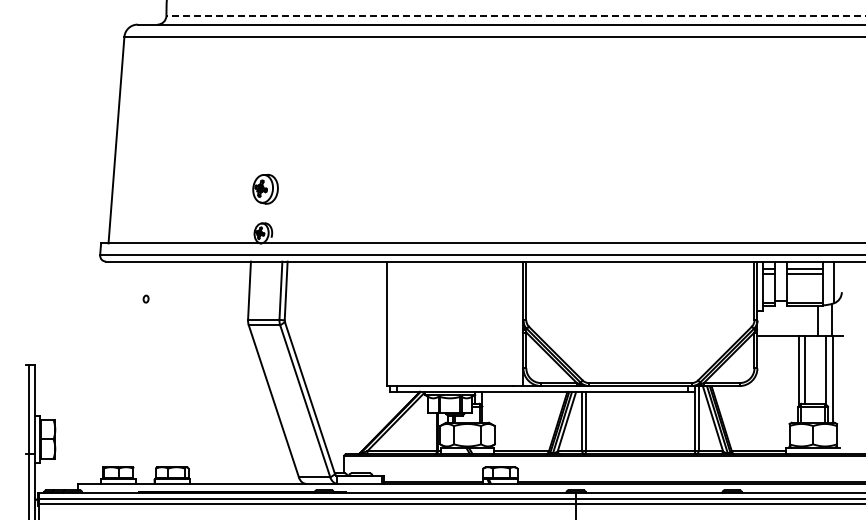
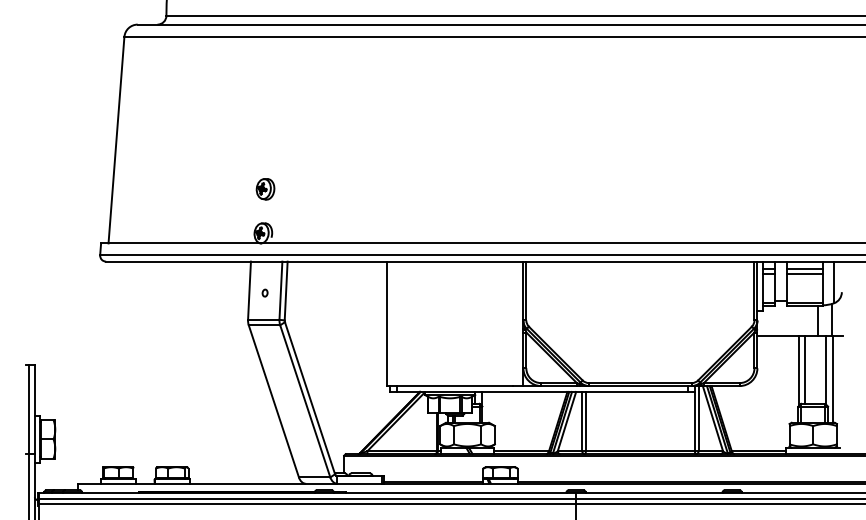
line: dashed -> solid (515, 15)
part size: 27x32 px -> 21x23 px (265, 189)
part position: (145, 298) -> (264, 292) (264, 292)
